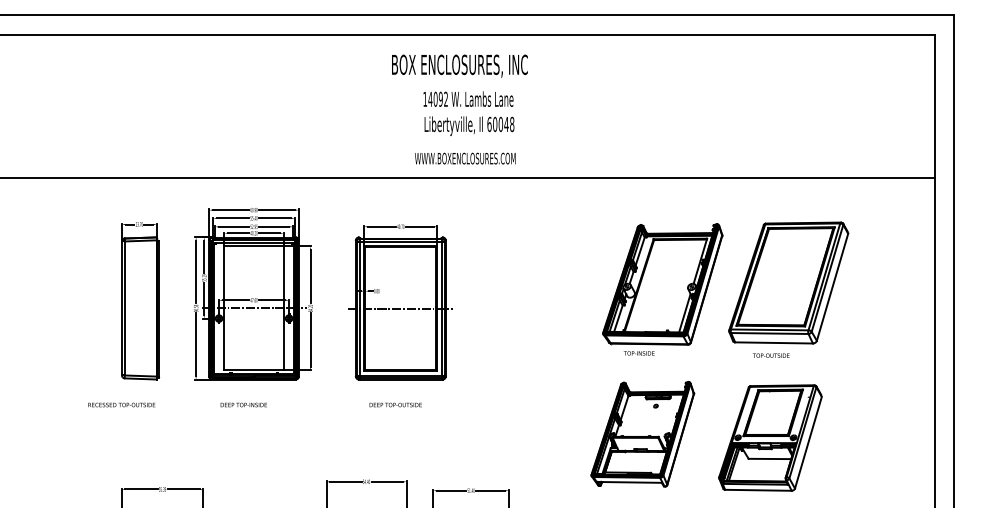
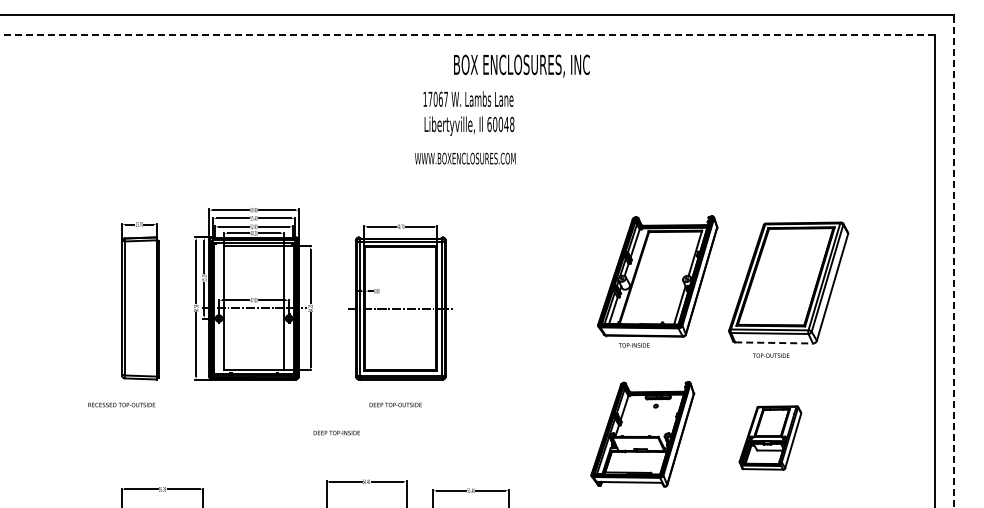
line: solid -> dashed (467, 35)
text position: (459, 65) -> (521, 65) (521, 65)
text: 14092 -> 17067 (437, 98)
line: present -> none (468, 178)
line: solid -> dashed (954, 261)
part position: (662, 289) -> (657, 281) (657, 281)
line: solid -> dashed (774, 342)
text position: (243, 404) -> (336, 432) (336, 432)
part size: 105x108 px -> 65x66 px (770, 437)
